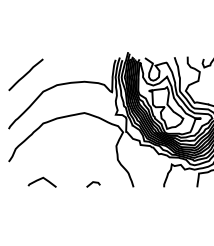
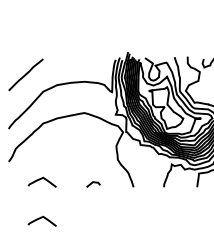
curve: none -> present (41, 218)
